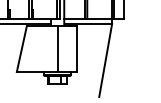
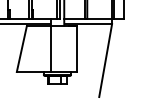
line position: (58, 48) -> (51, 48) (51, 48)
